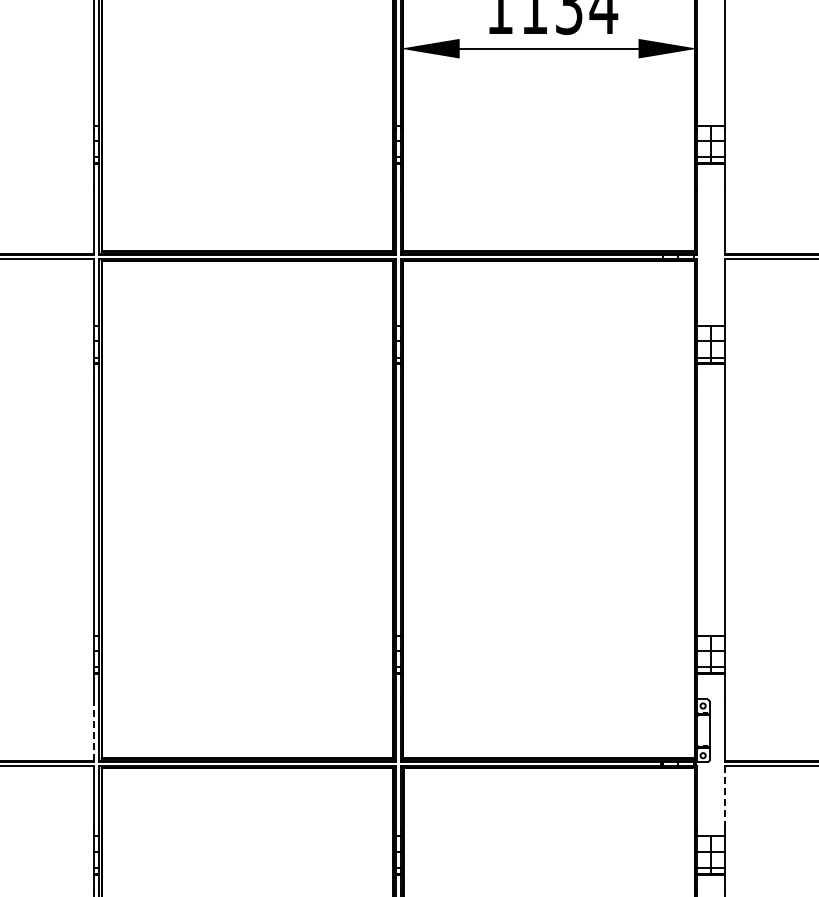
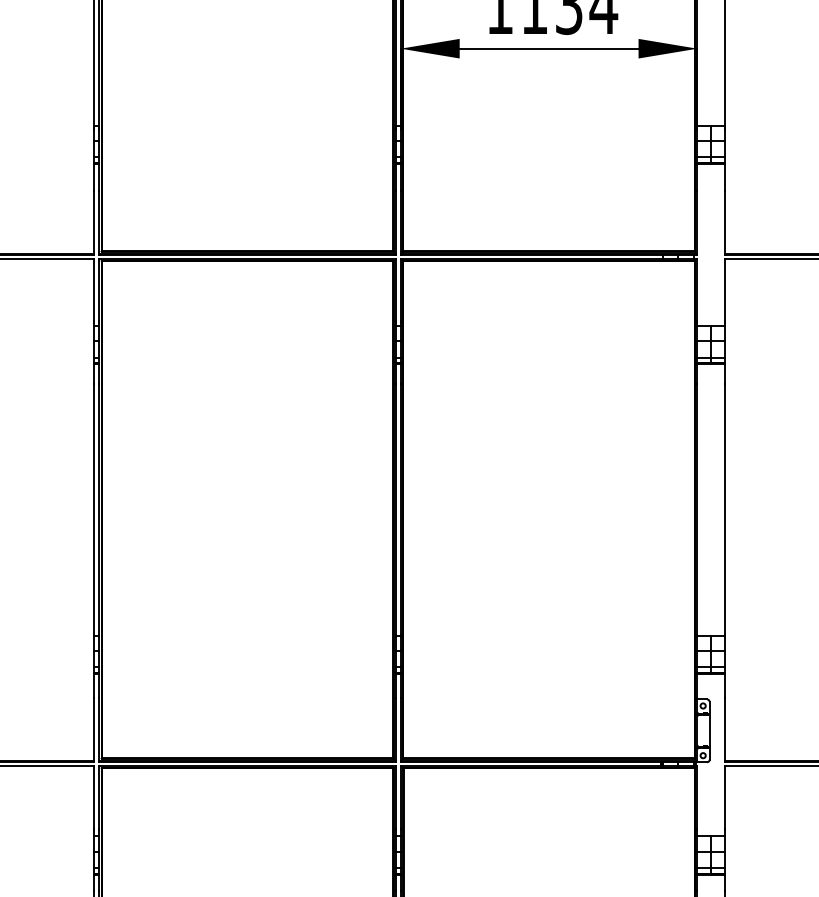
line: dashed -> solid (94, 729)
line: dashed -> solid (724, 797)
